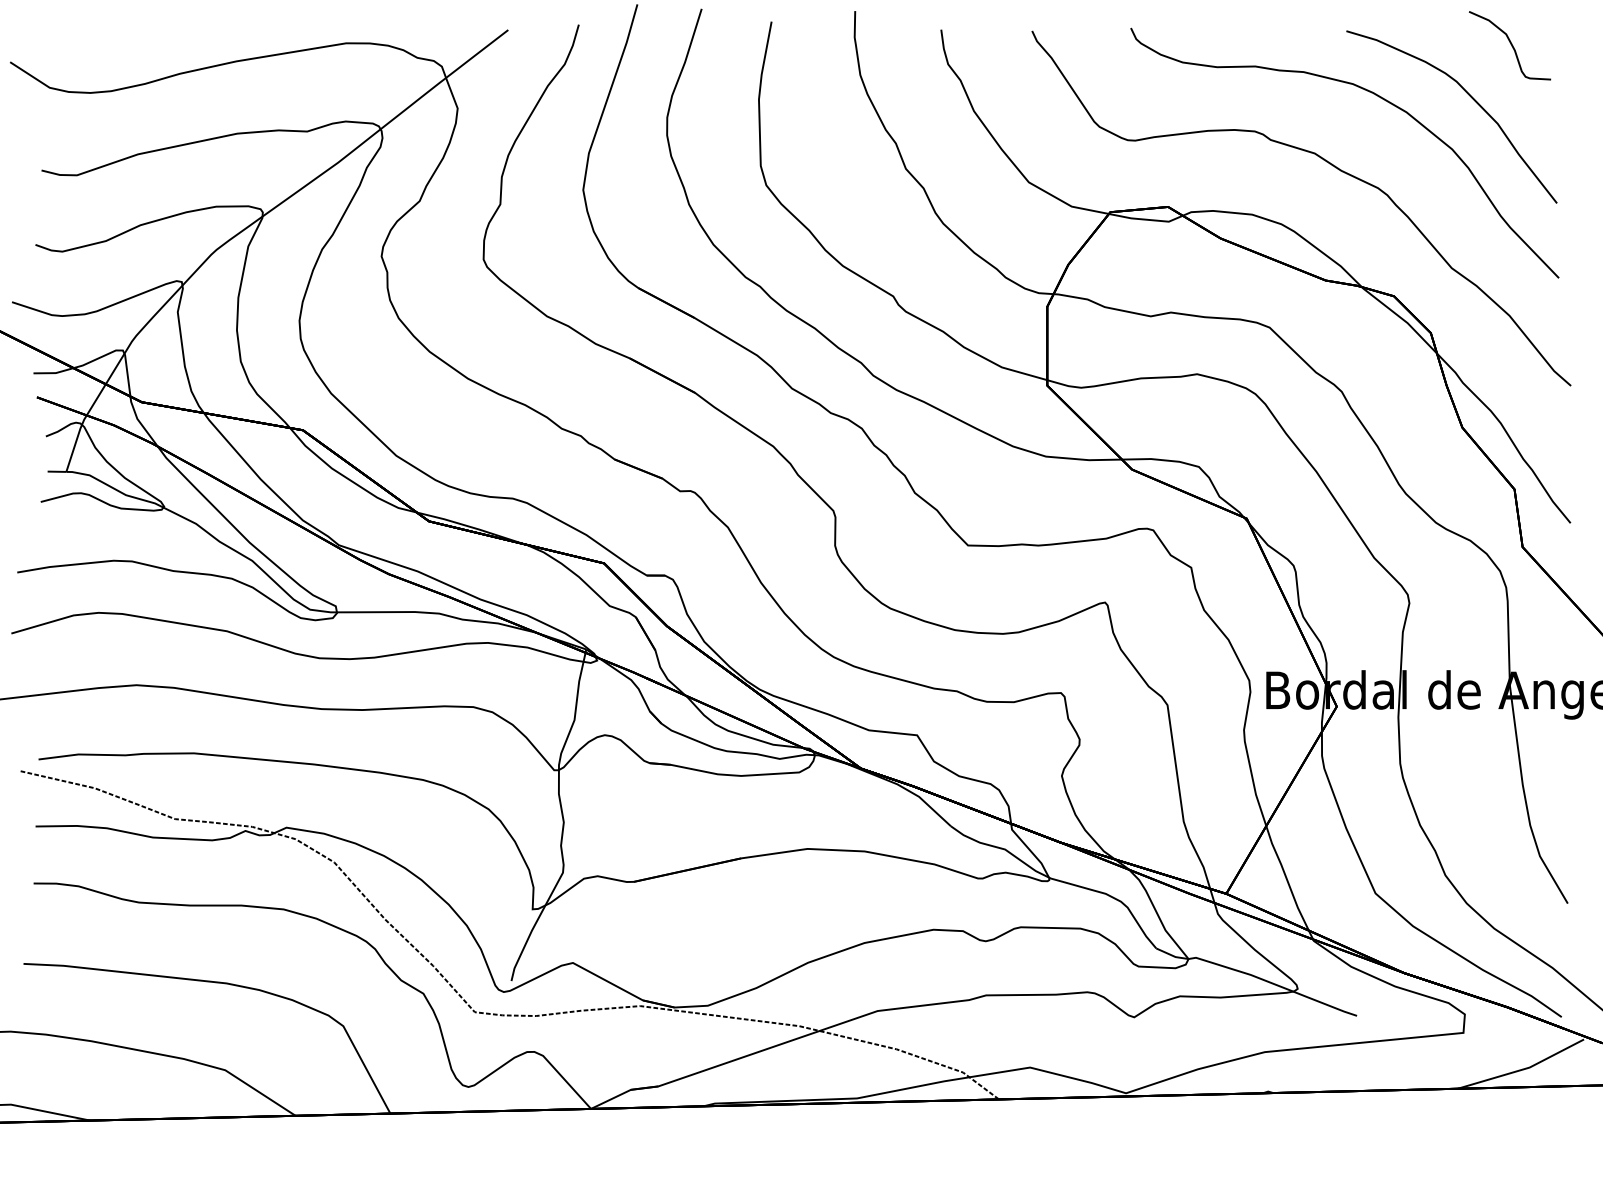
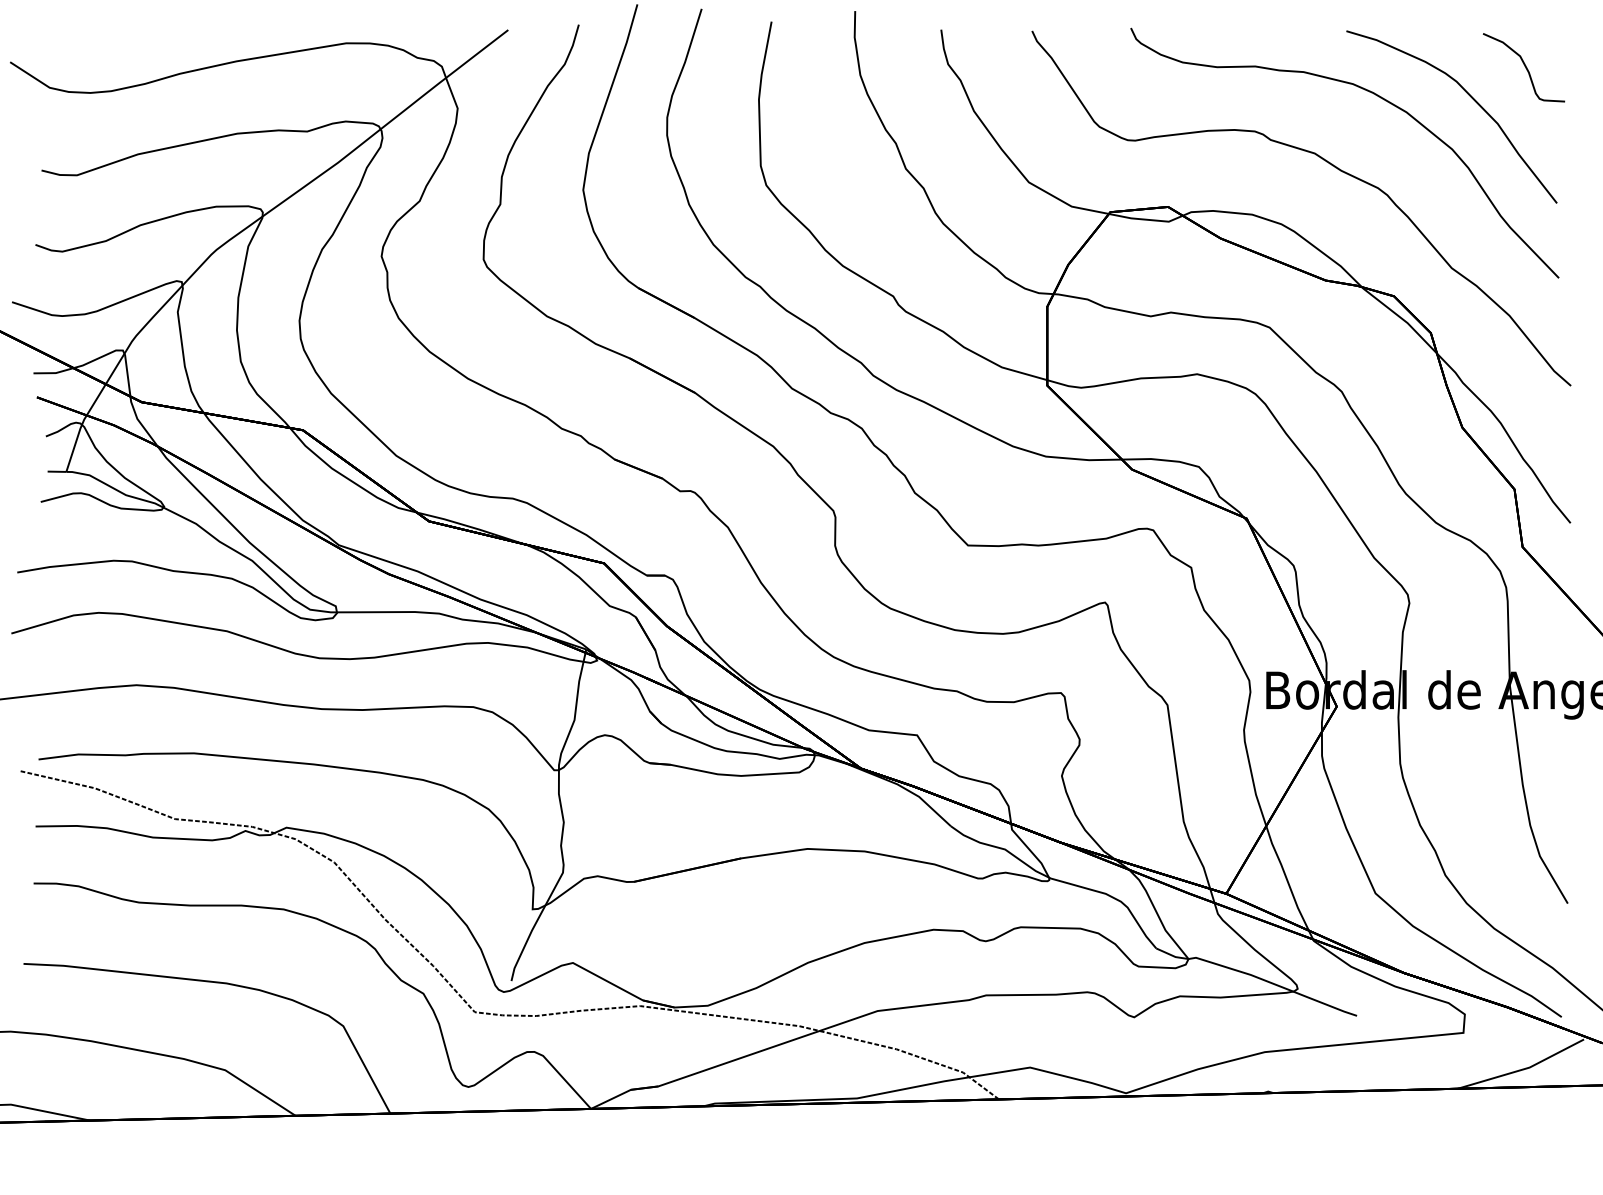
part position: (1510, 45) -> (1524, 67) (1524, 67)
